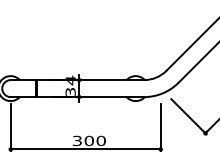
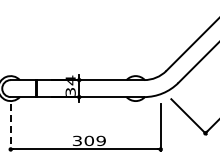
line: solid -> dashed (10, 127)
text: 300 -> 309 (100, 141)
